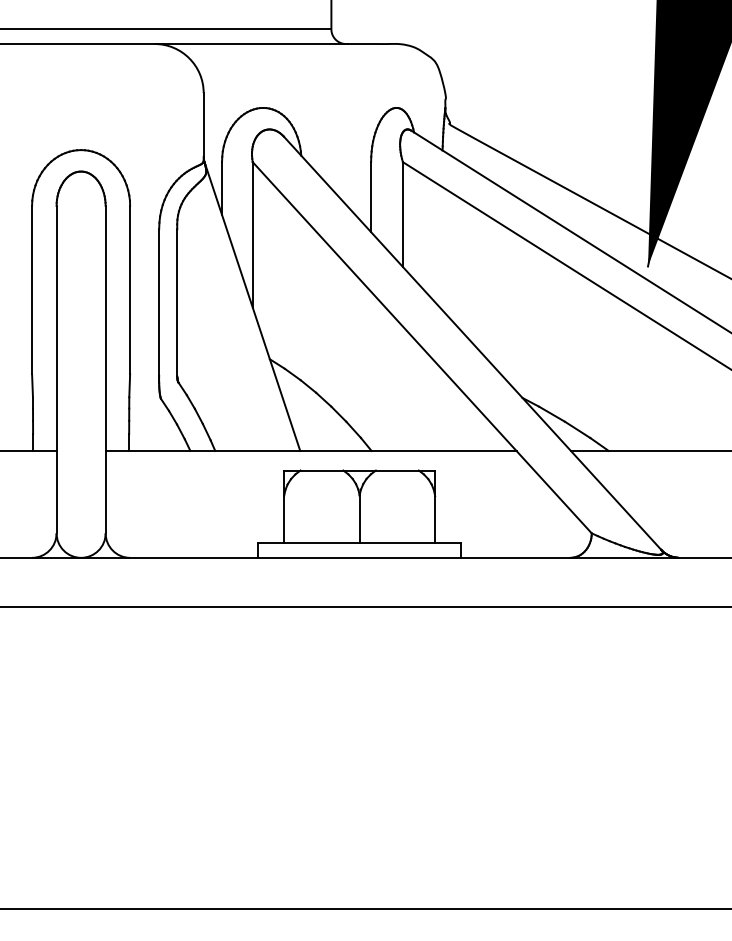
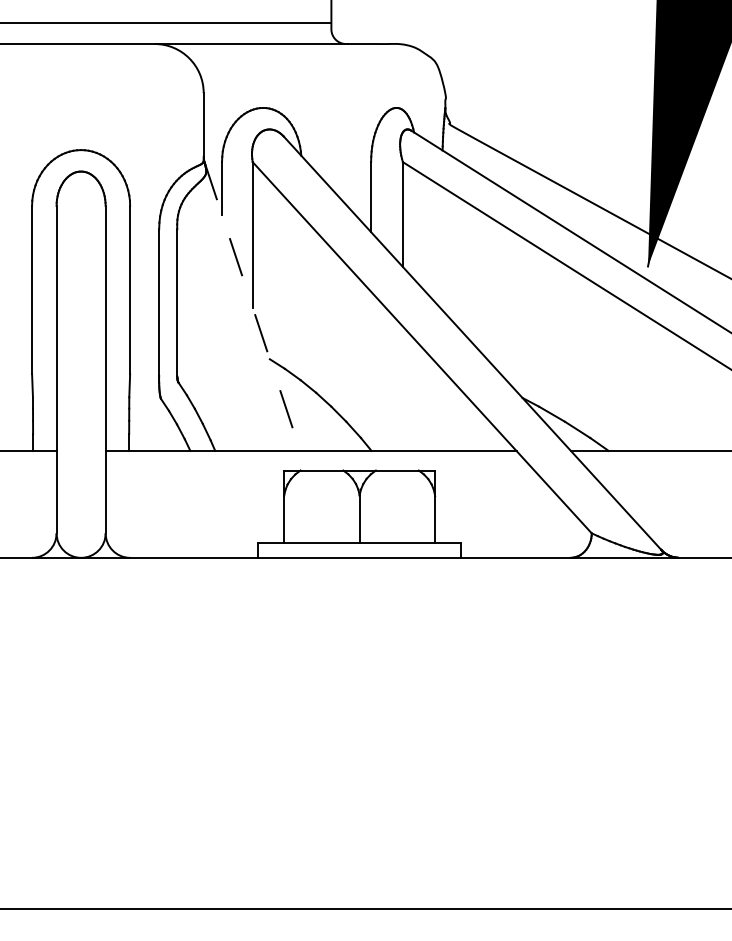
line position: (166, 29) -> (166, 23) (166, 23)
line: solid -> dashed (252, 307)
line: present -> none (365, 606)
